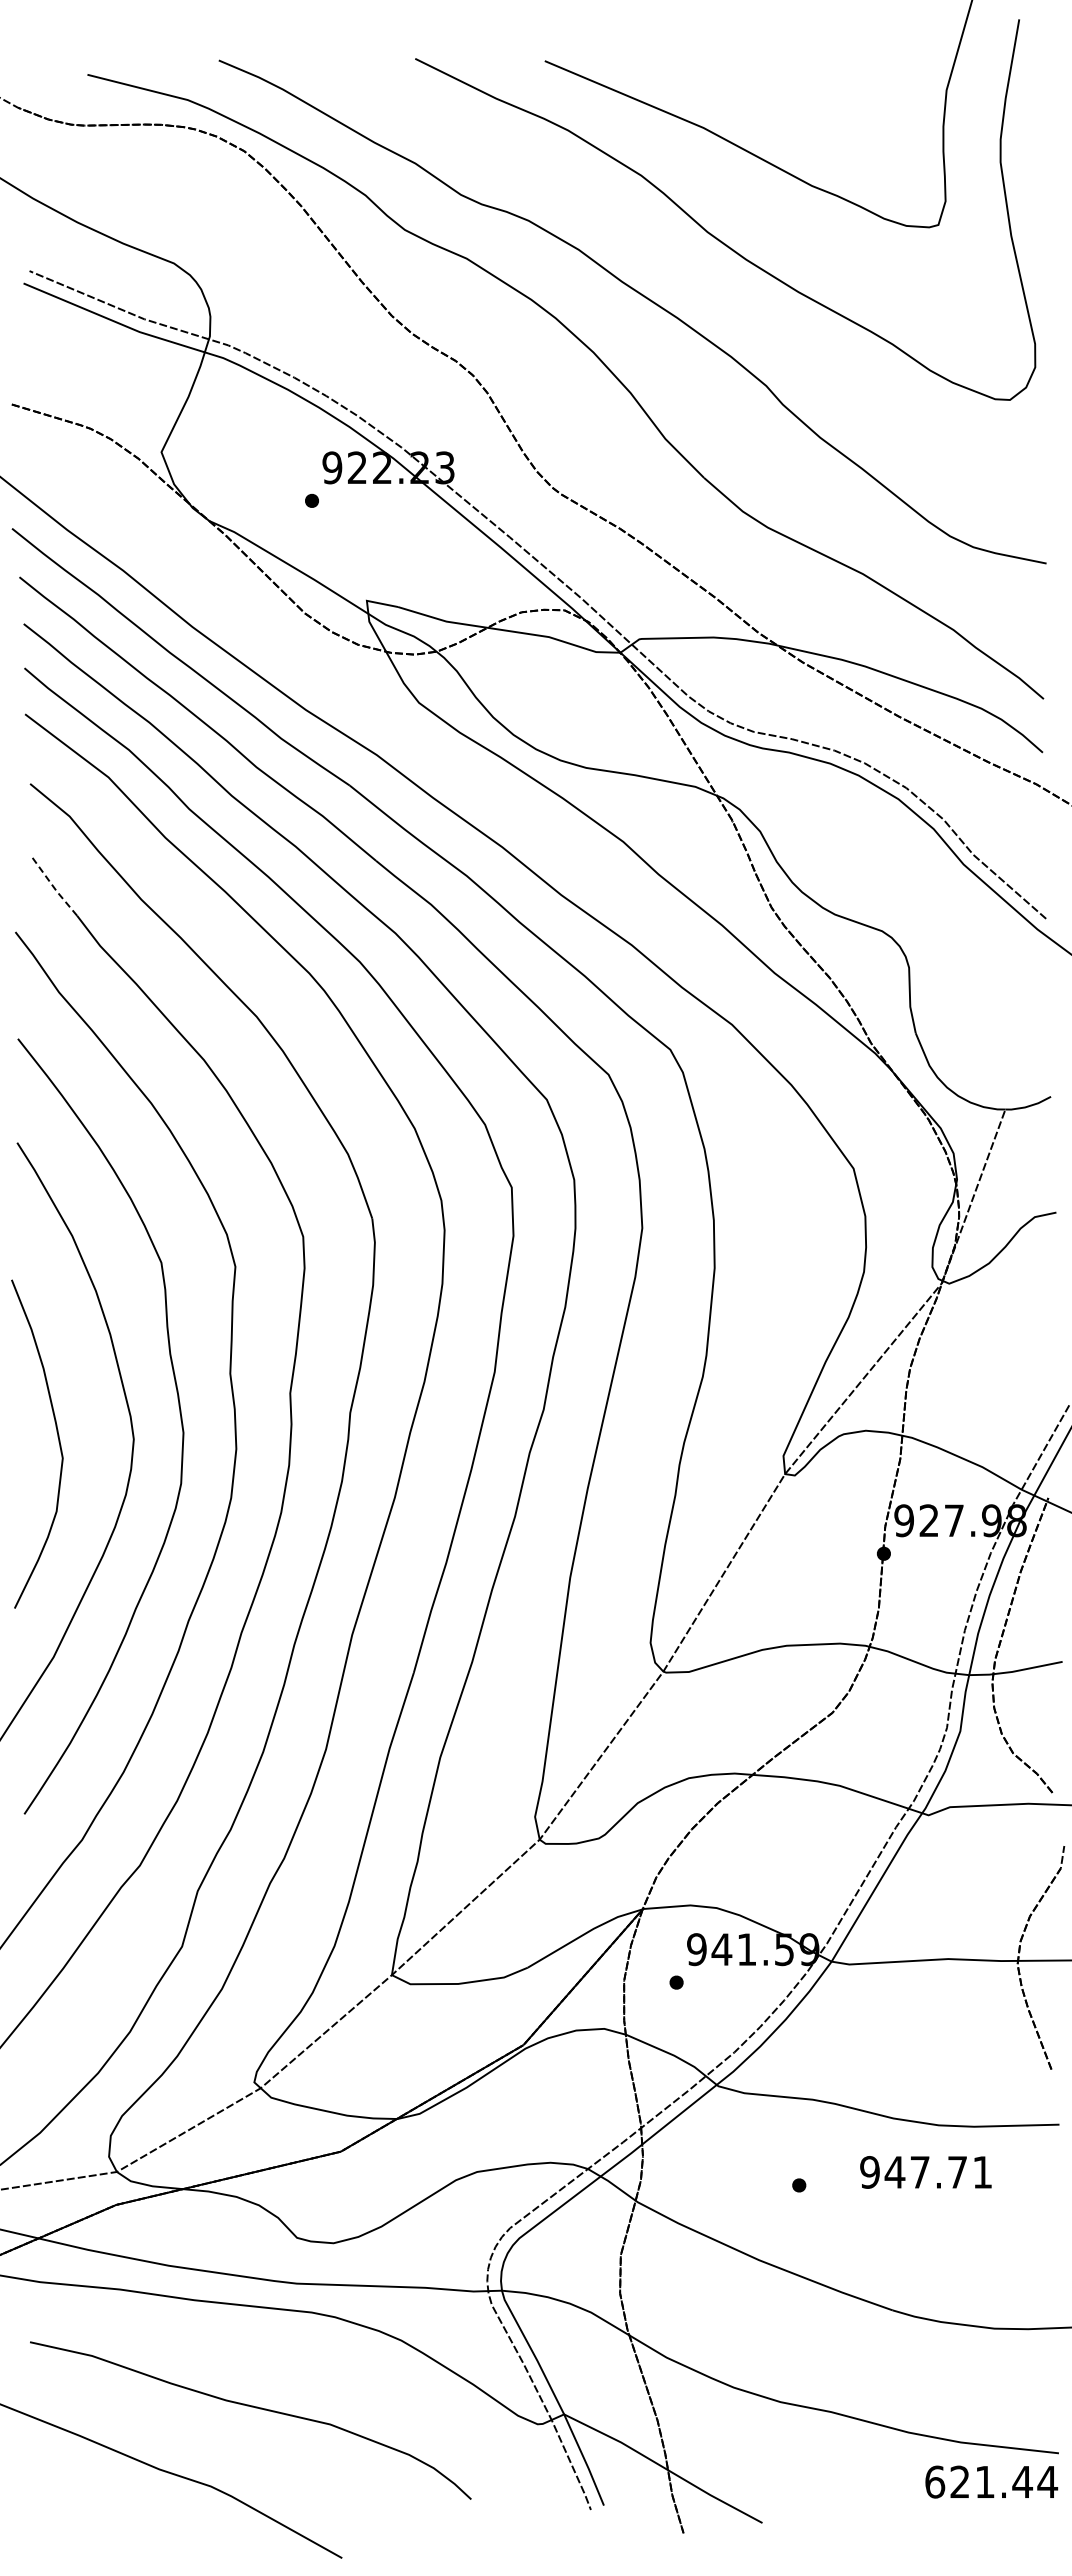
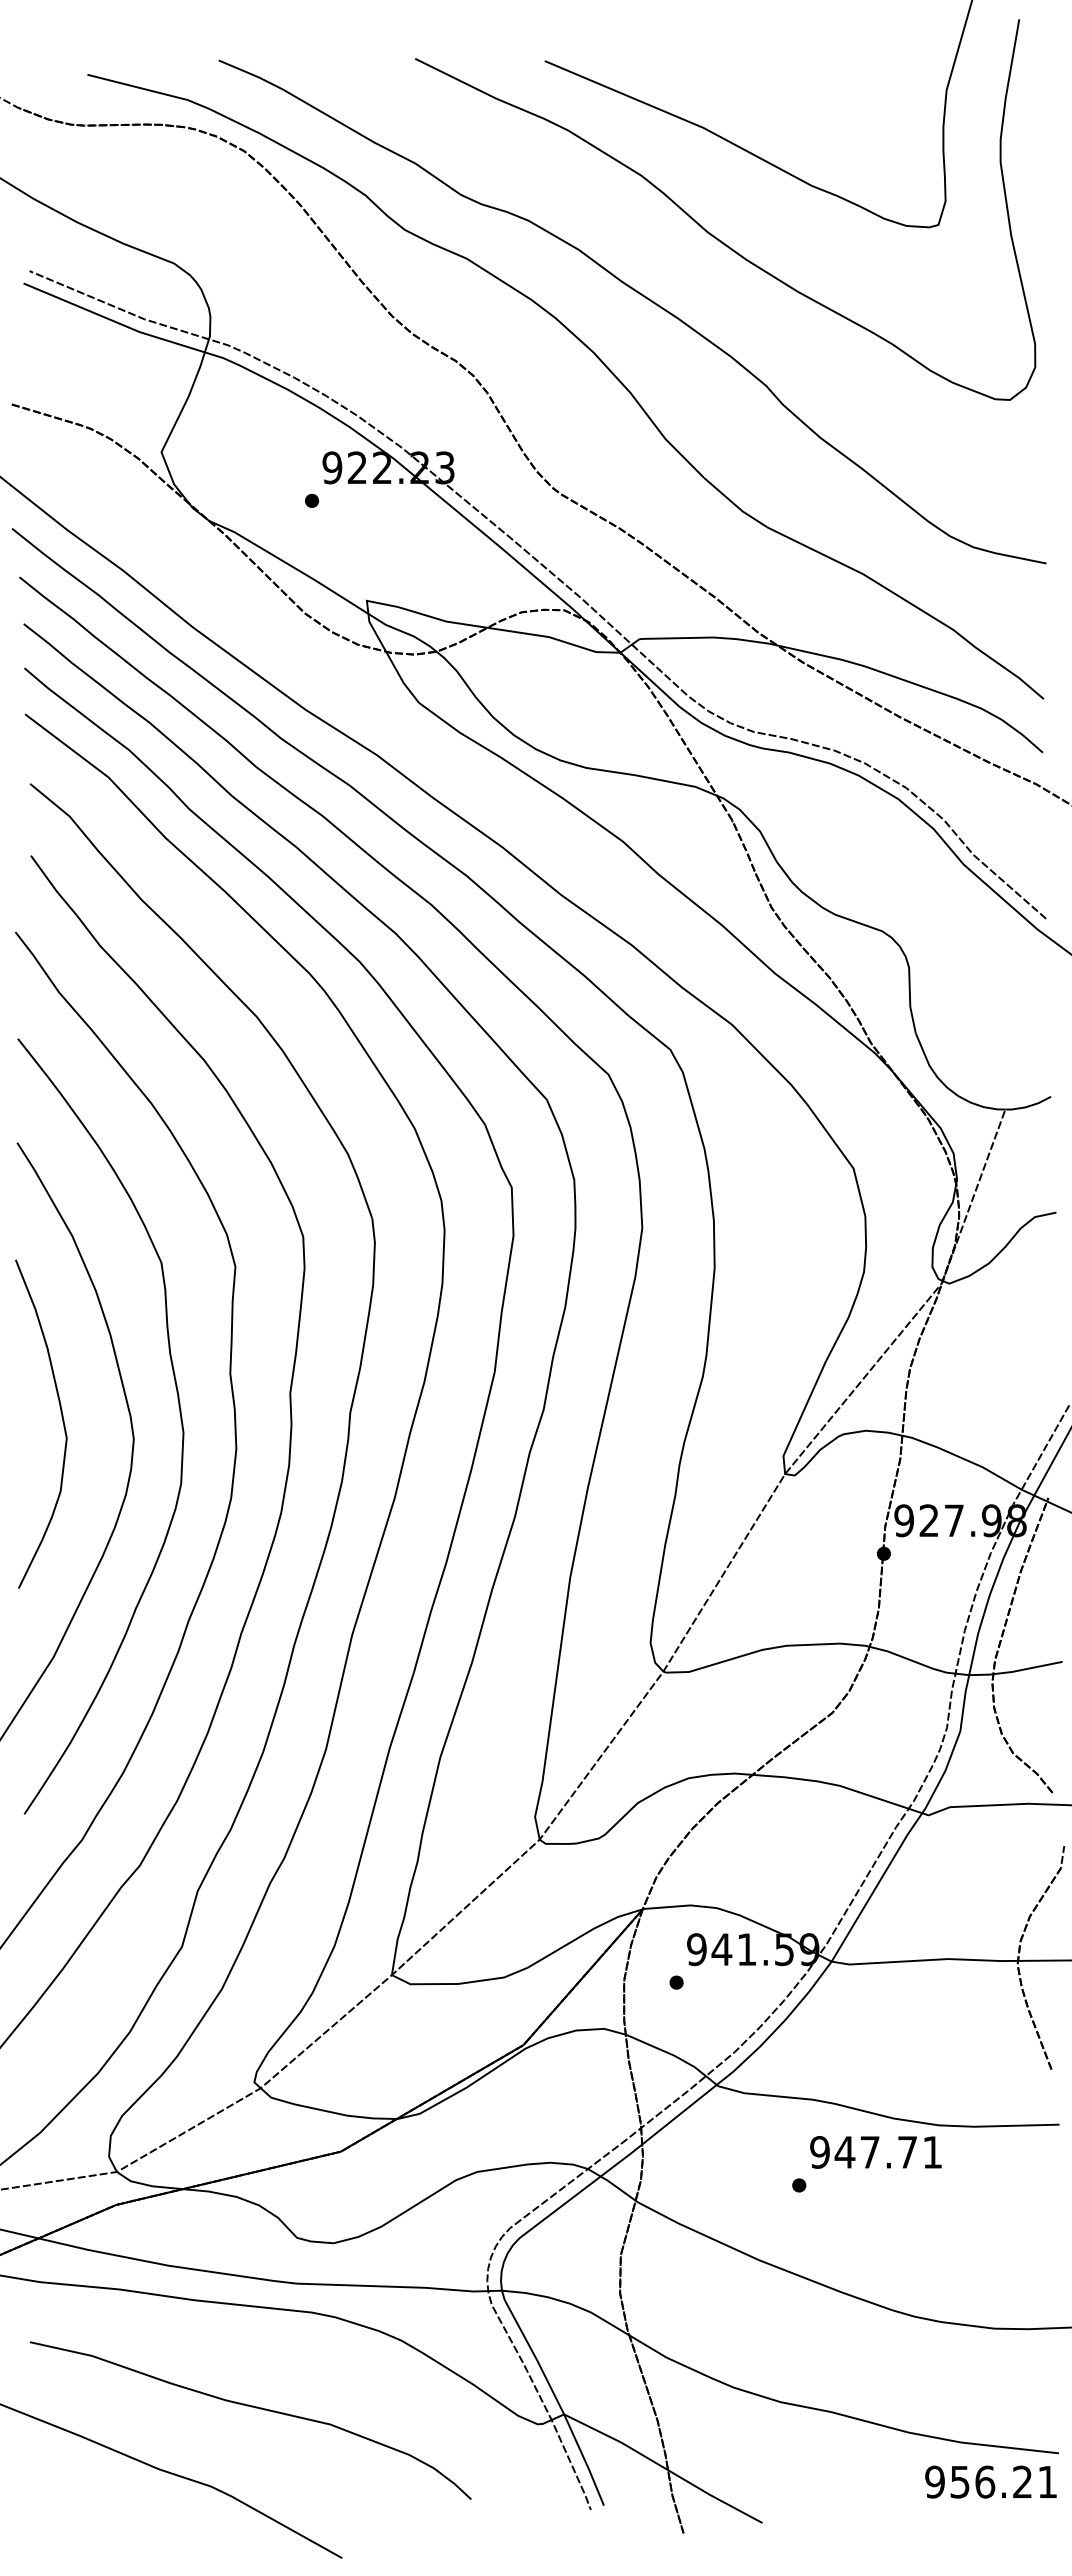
line: dashed -> solid (53, 886)
curve position: (57, 1437) -> (61, 1417) (61, 1417)
text position: (925, 2172) -> (875, 2152) (875, 2152)
text: 621.44 -> 956.21 (991, 2481)
